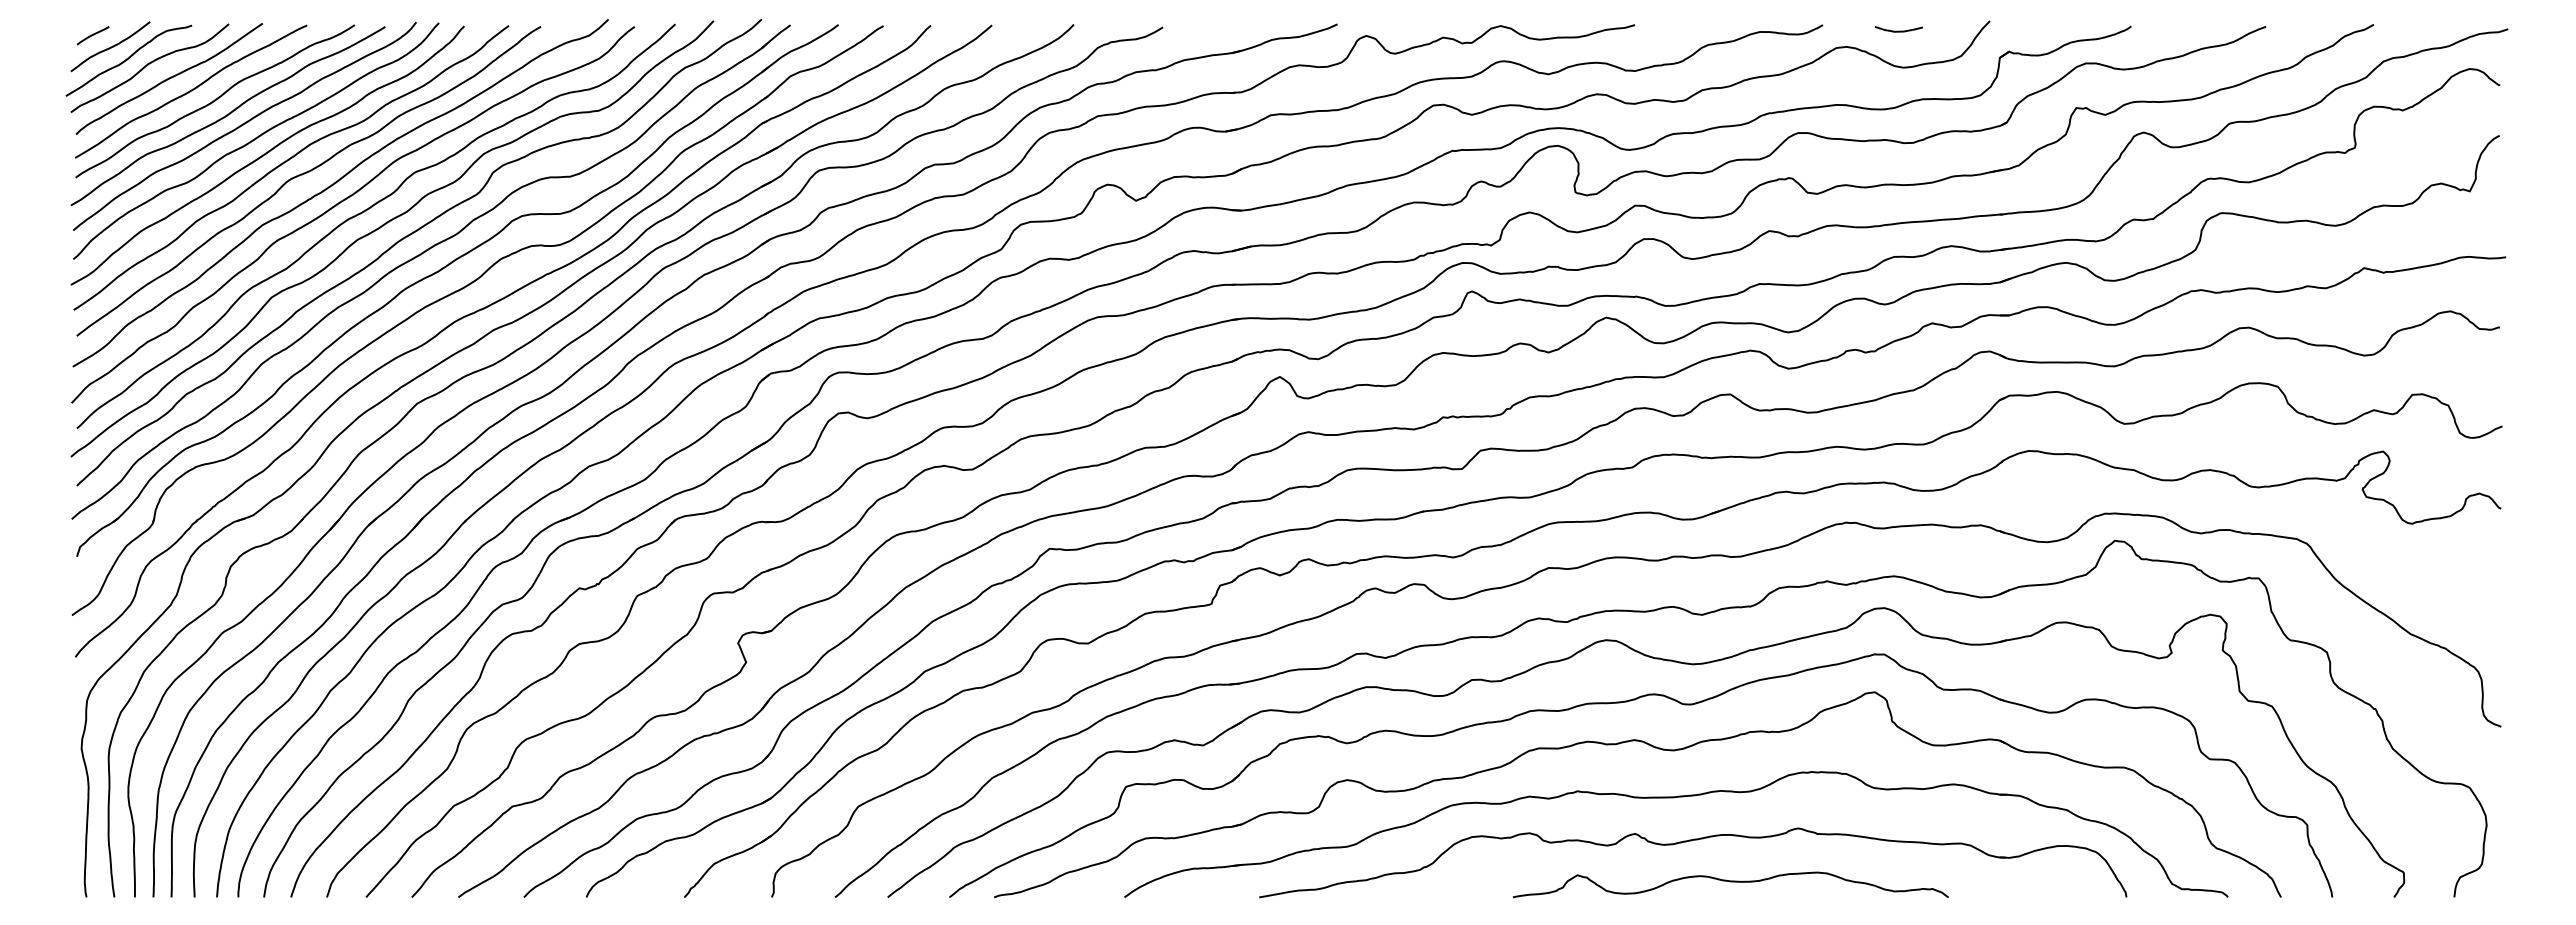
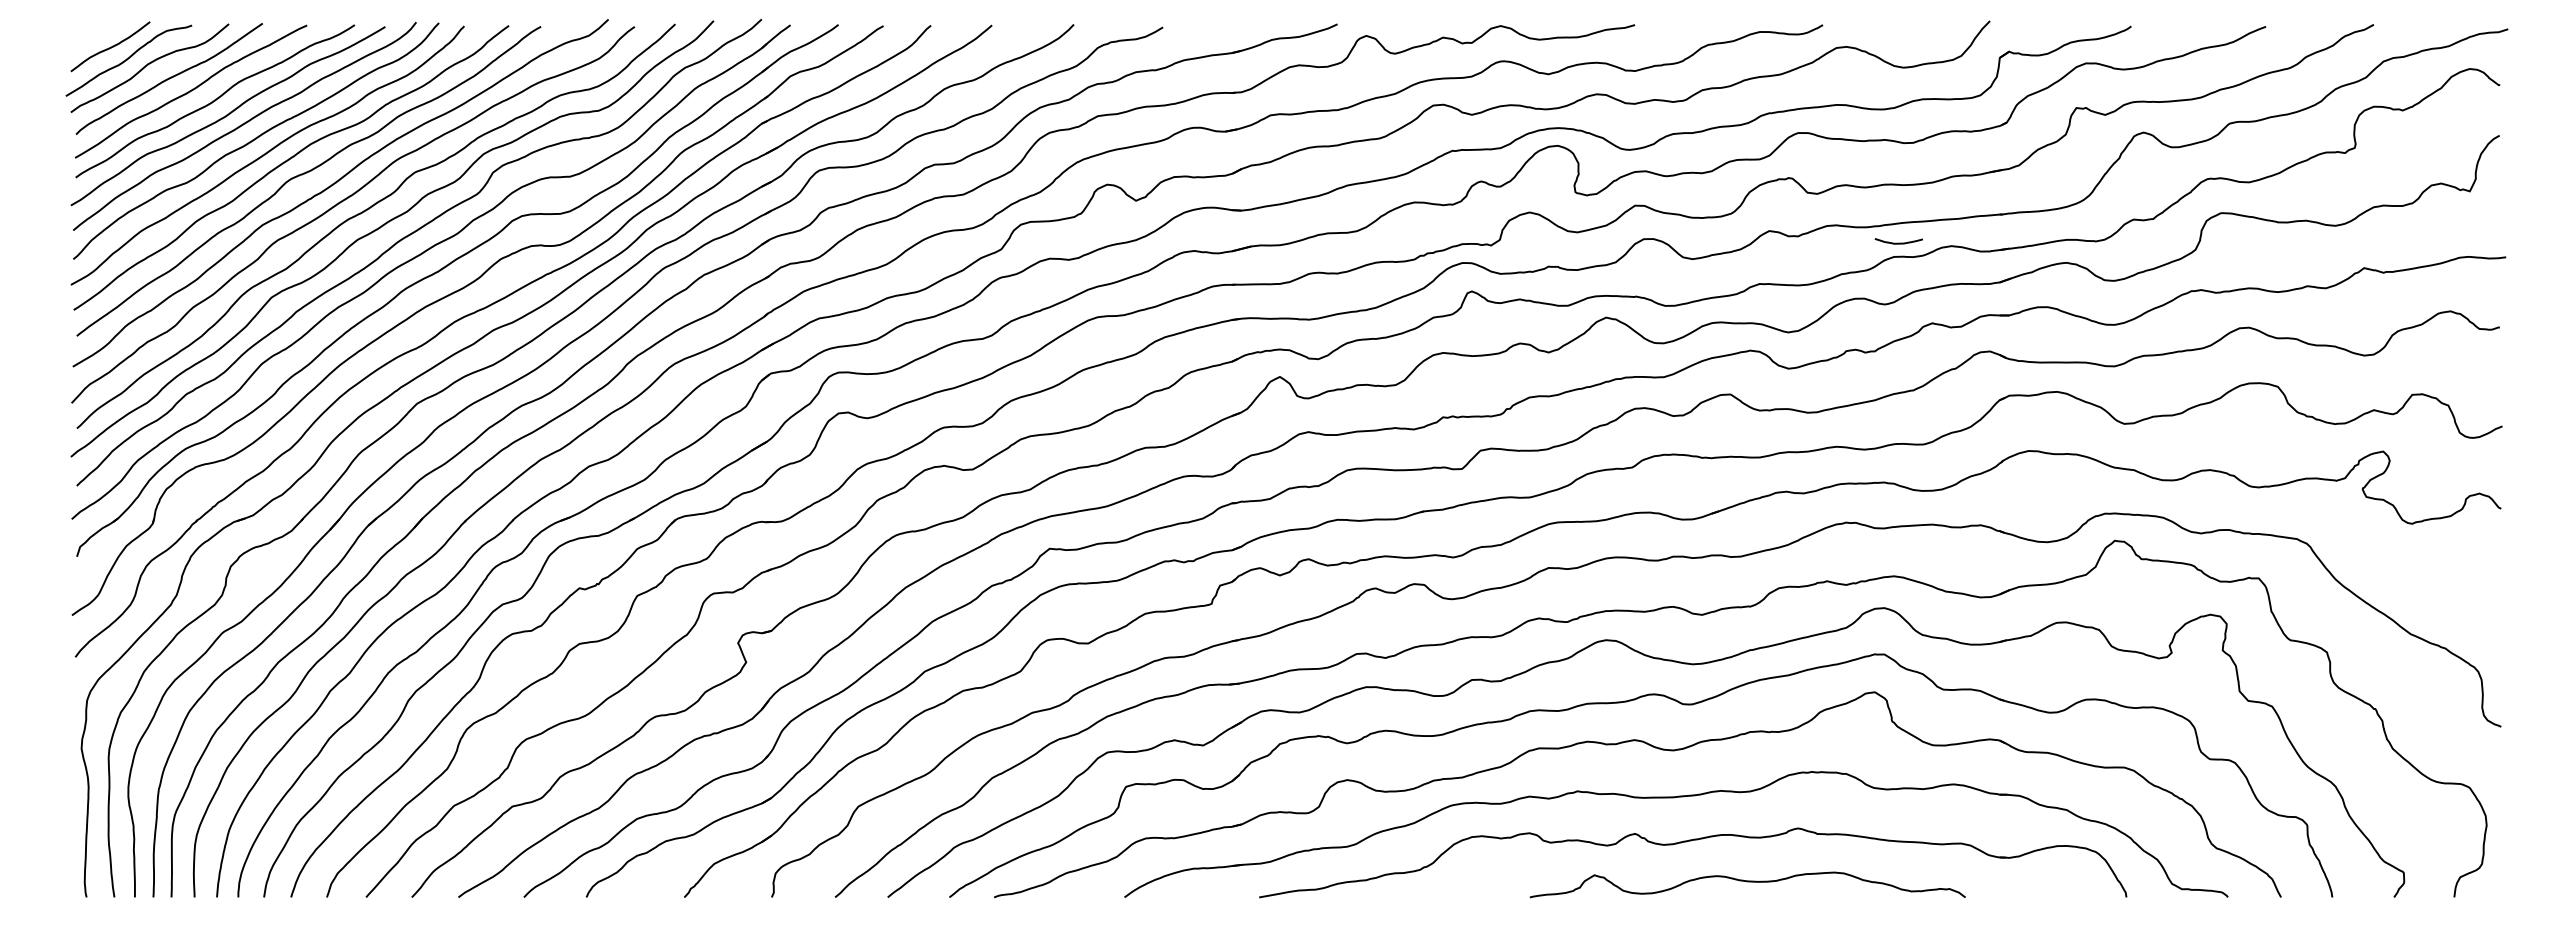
curve position: (1898, 30) -> (1898, 242) (1898, 242)
line: present -> none (92, 35)
curve position: (1730, 882) -> (1747, 882) (1747, 882)
